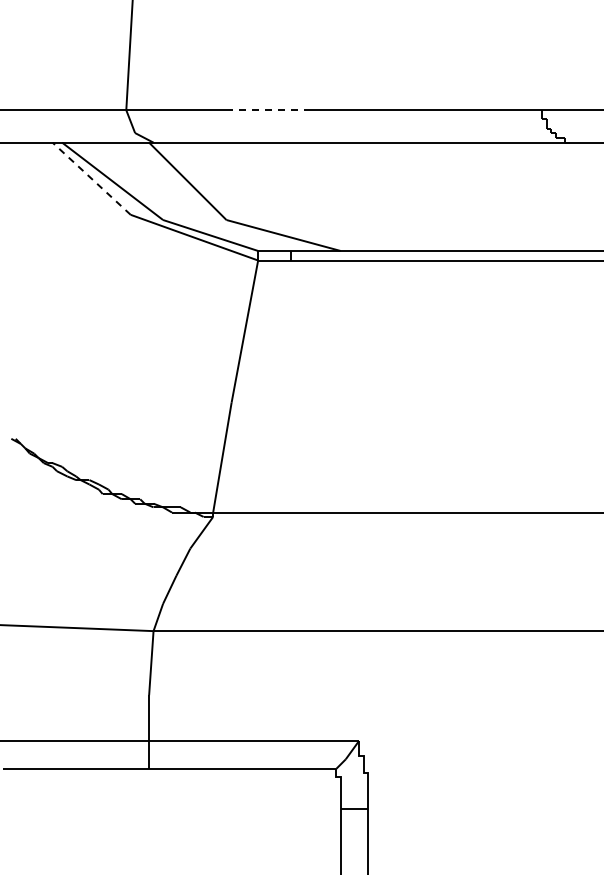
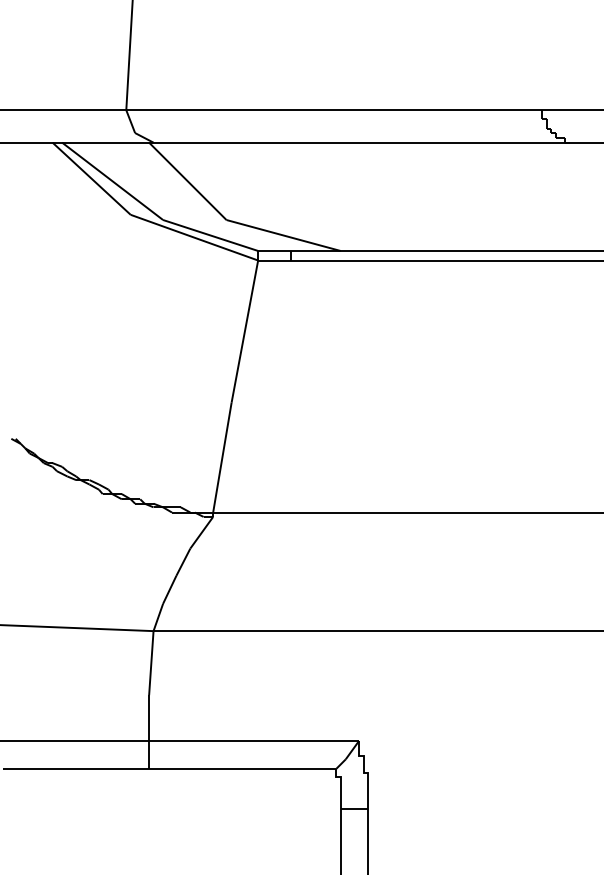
line: dashed -> solid (268, 110)
line: dashed -> solid (91, 178)
